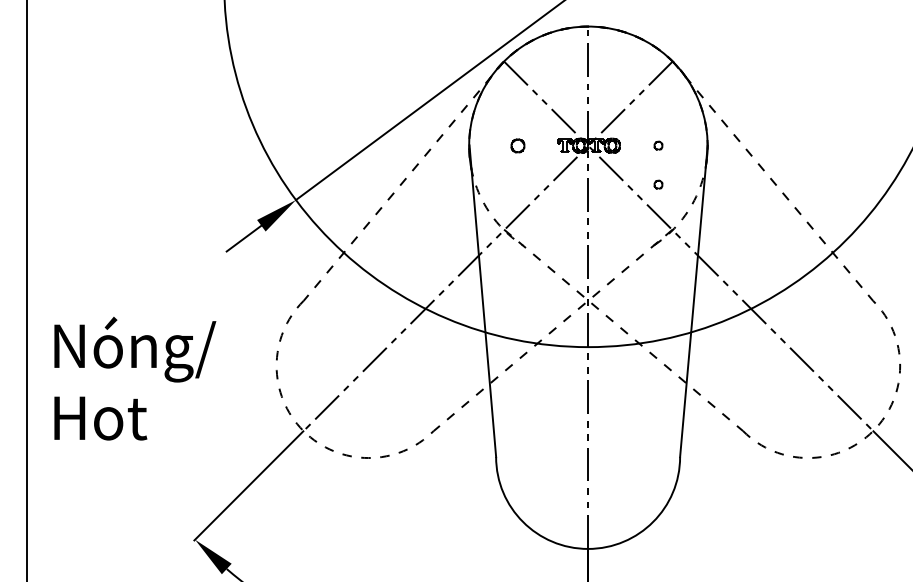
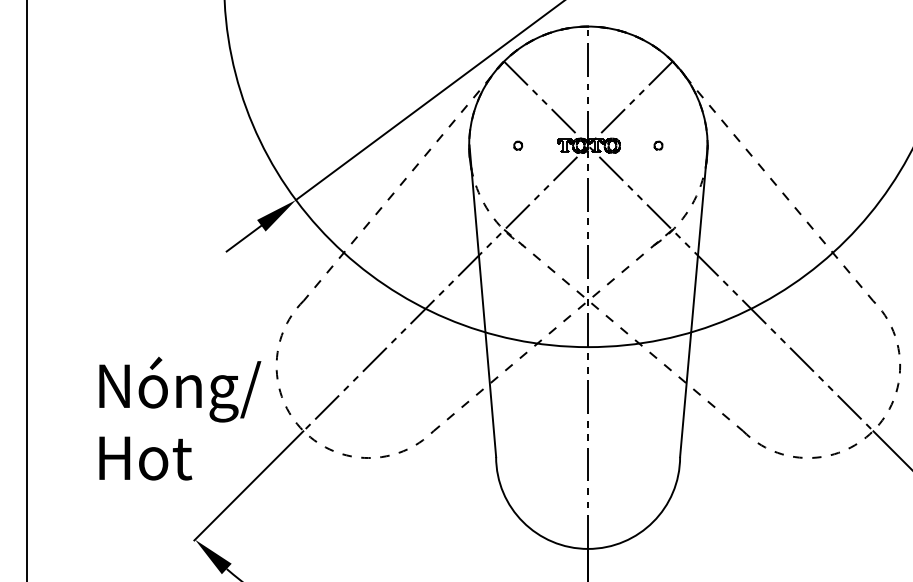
part size: 16x16 px -> 11x11 px (518, 145)
part: present -> none (658, 184)
text position: (135, 378) -> (180, 418) (180, 418)
